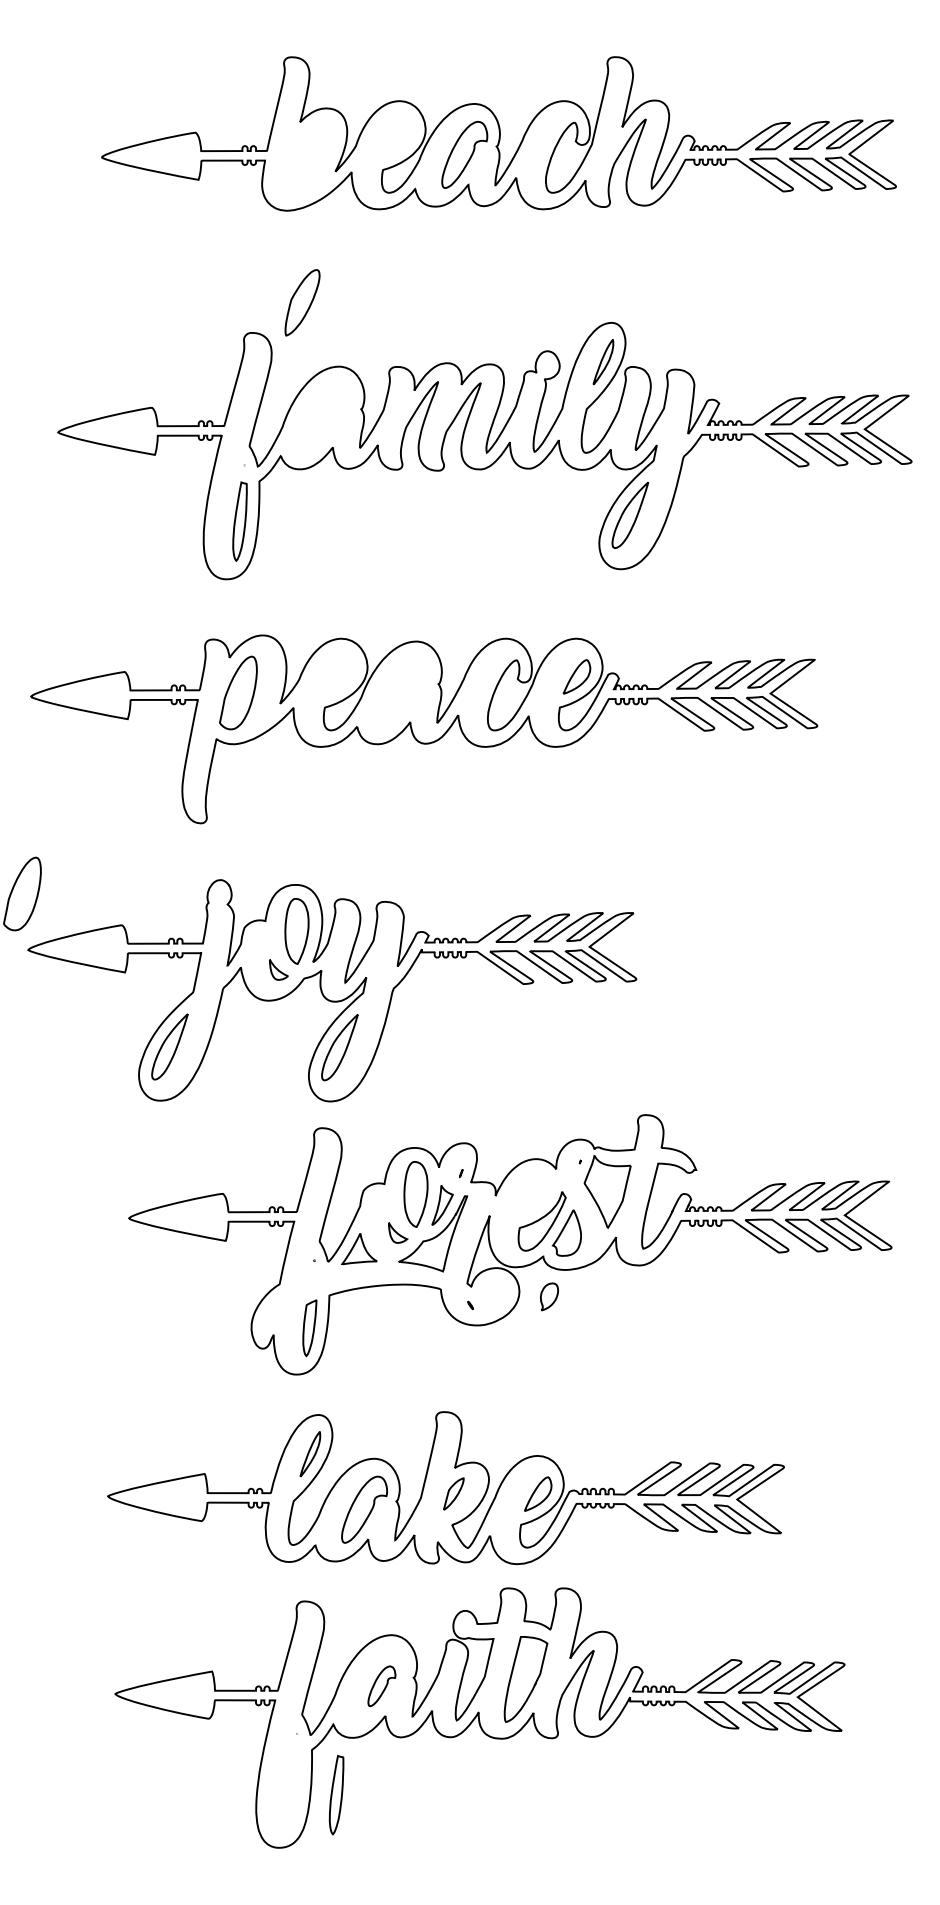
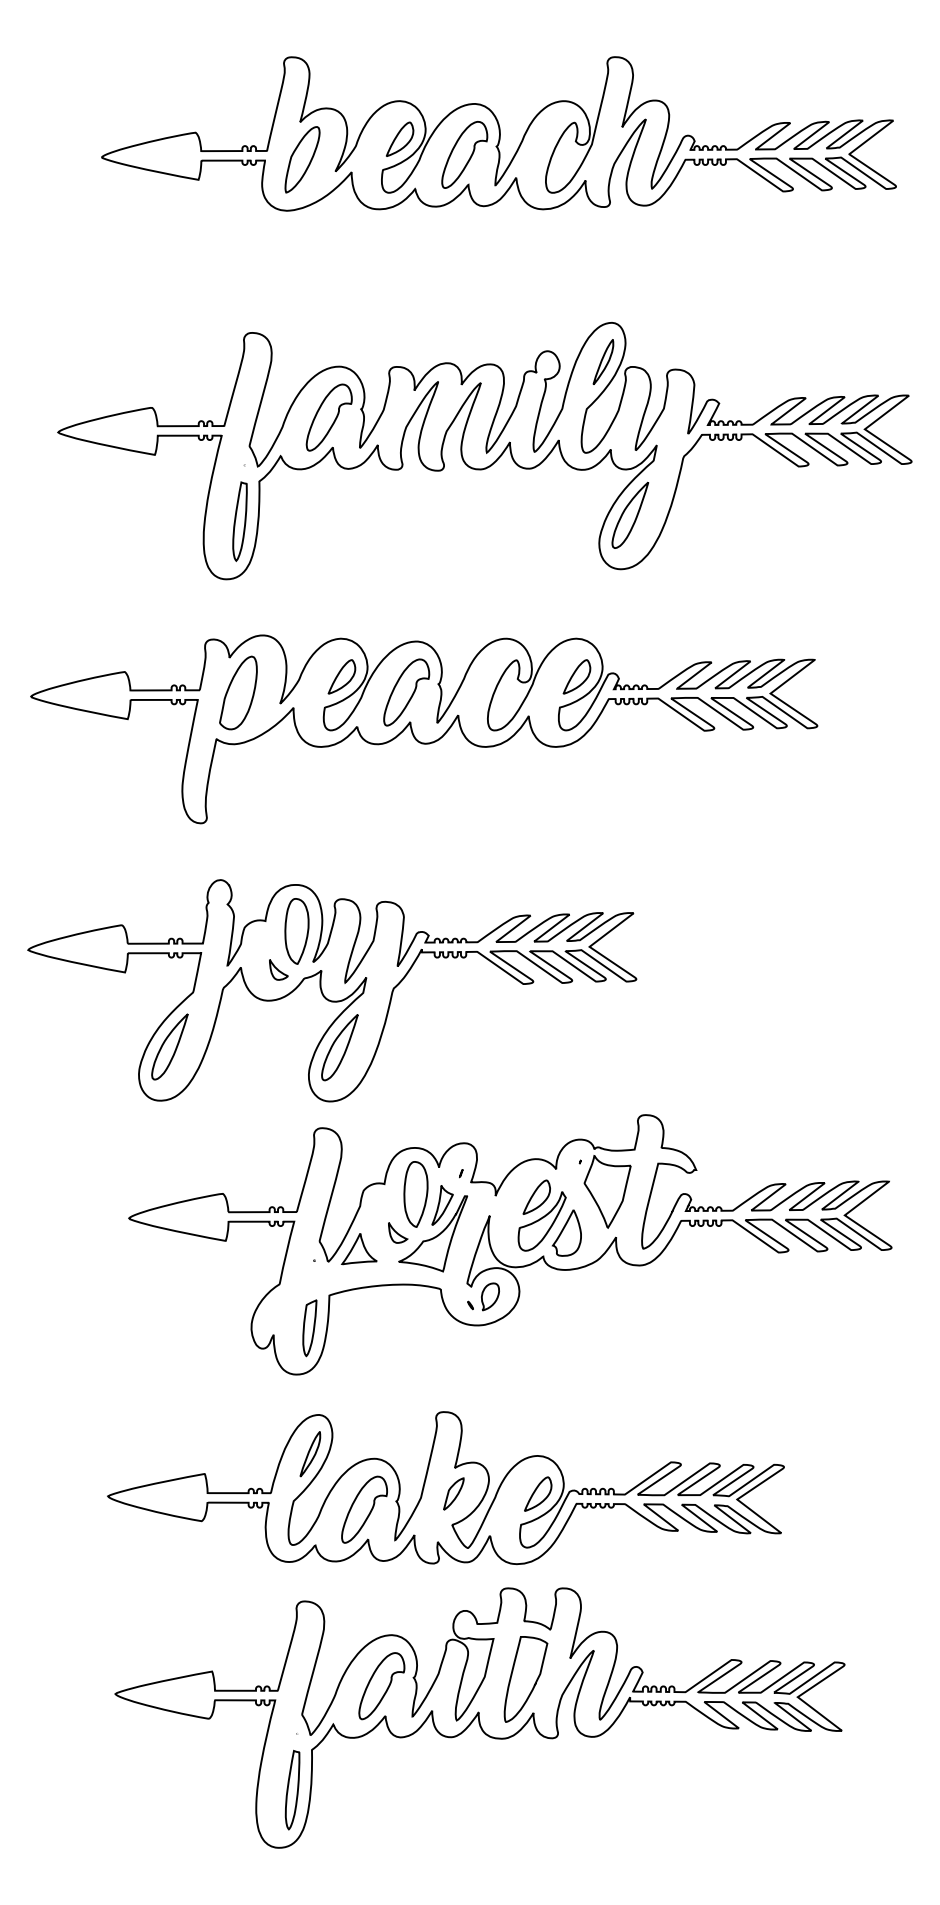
part: none -> present (400, 138)
part position: (302, 302) -> (302, 159) (302, 159)
part: none -> present (328, 417)
part: none -> present (341, 676)
part: none -> present (406, 692)
part: present -> none (22, 893)
part: none -> present (536, 1196)
part position: (549, 1296) -> (490, 1296) (490, 1296)
part size: 30x42 px -> 48x69 px (381, 1686)
part position: (336, 1794) -> (292, 1789) (292, 1789)
